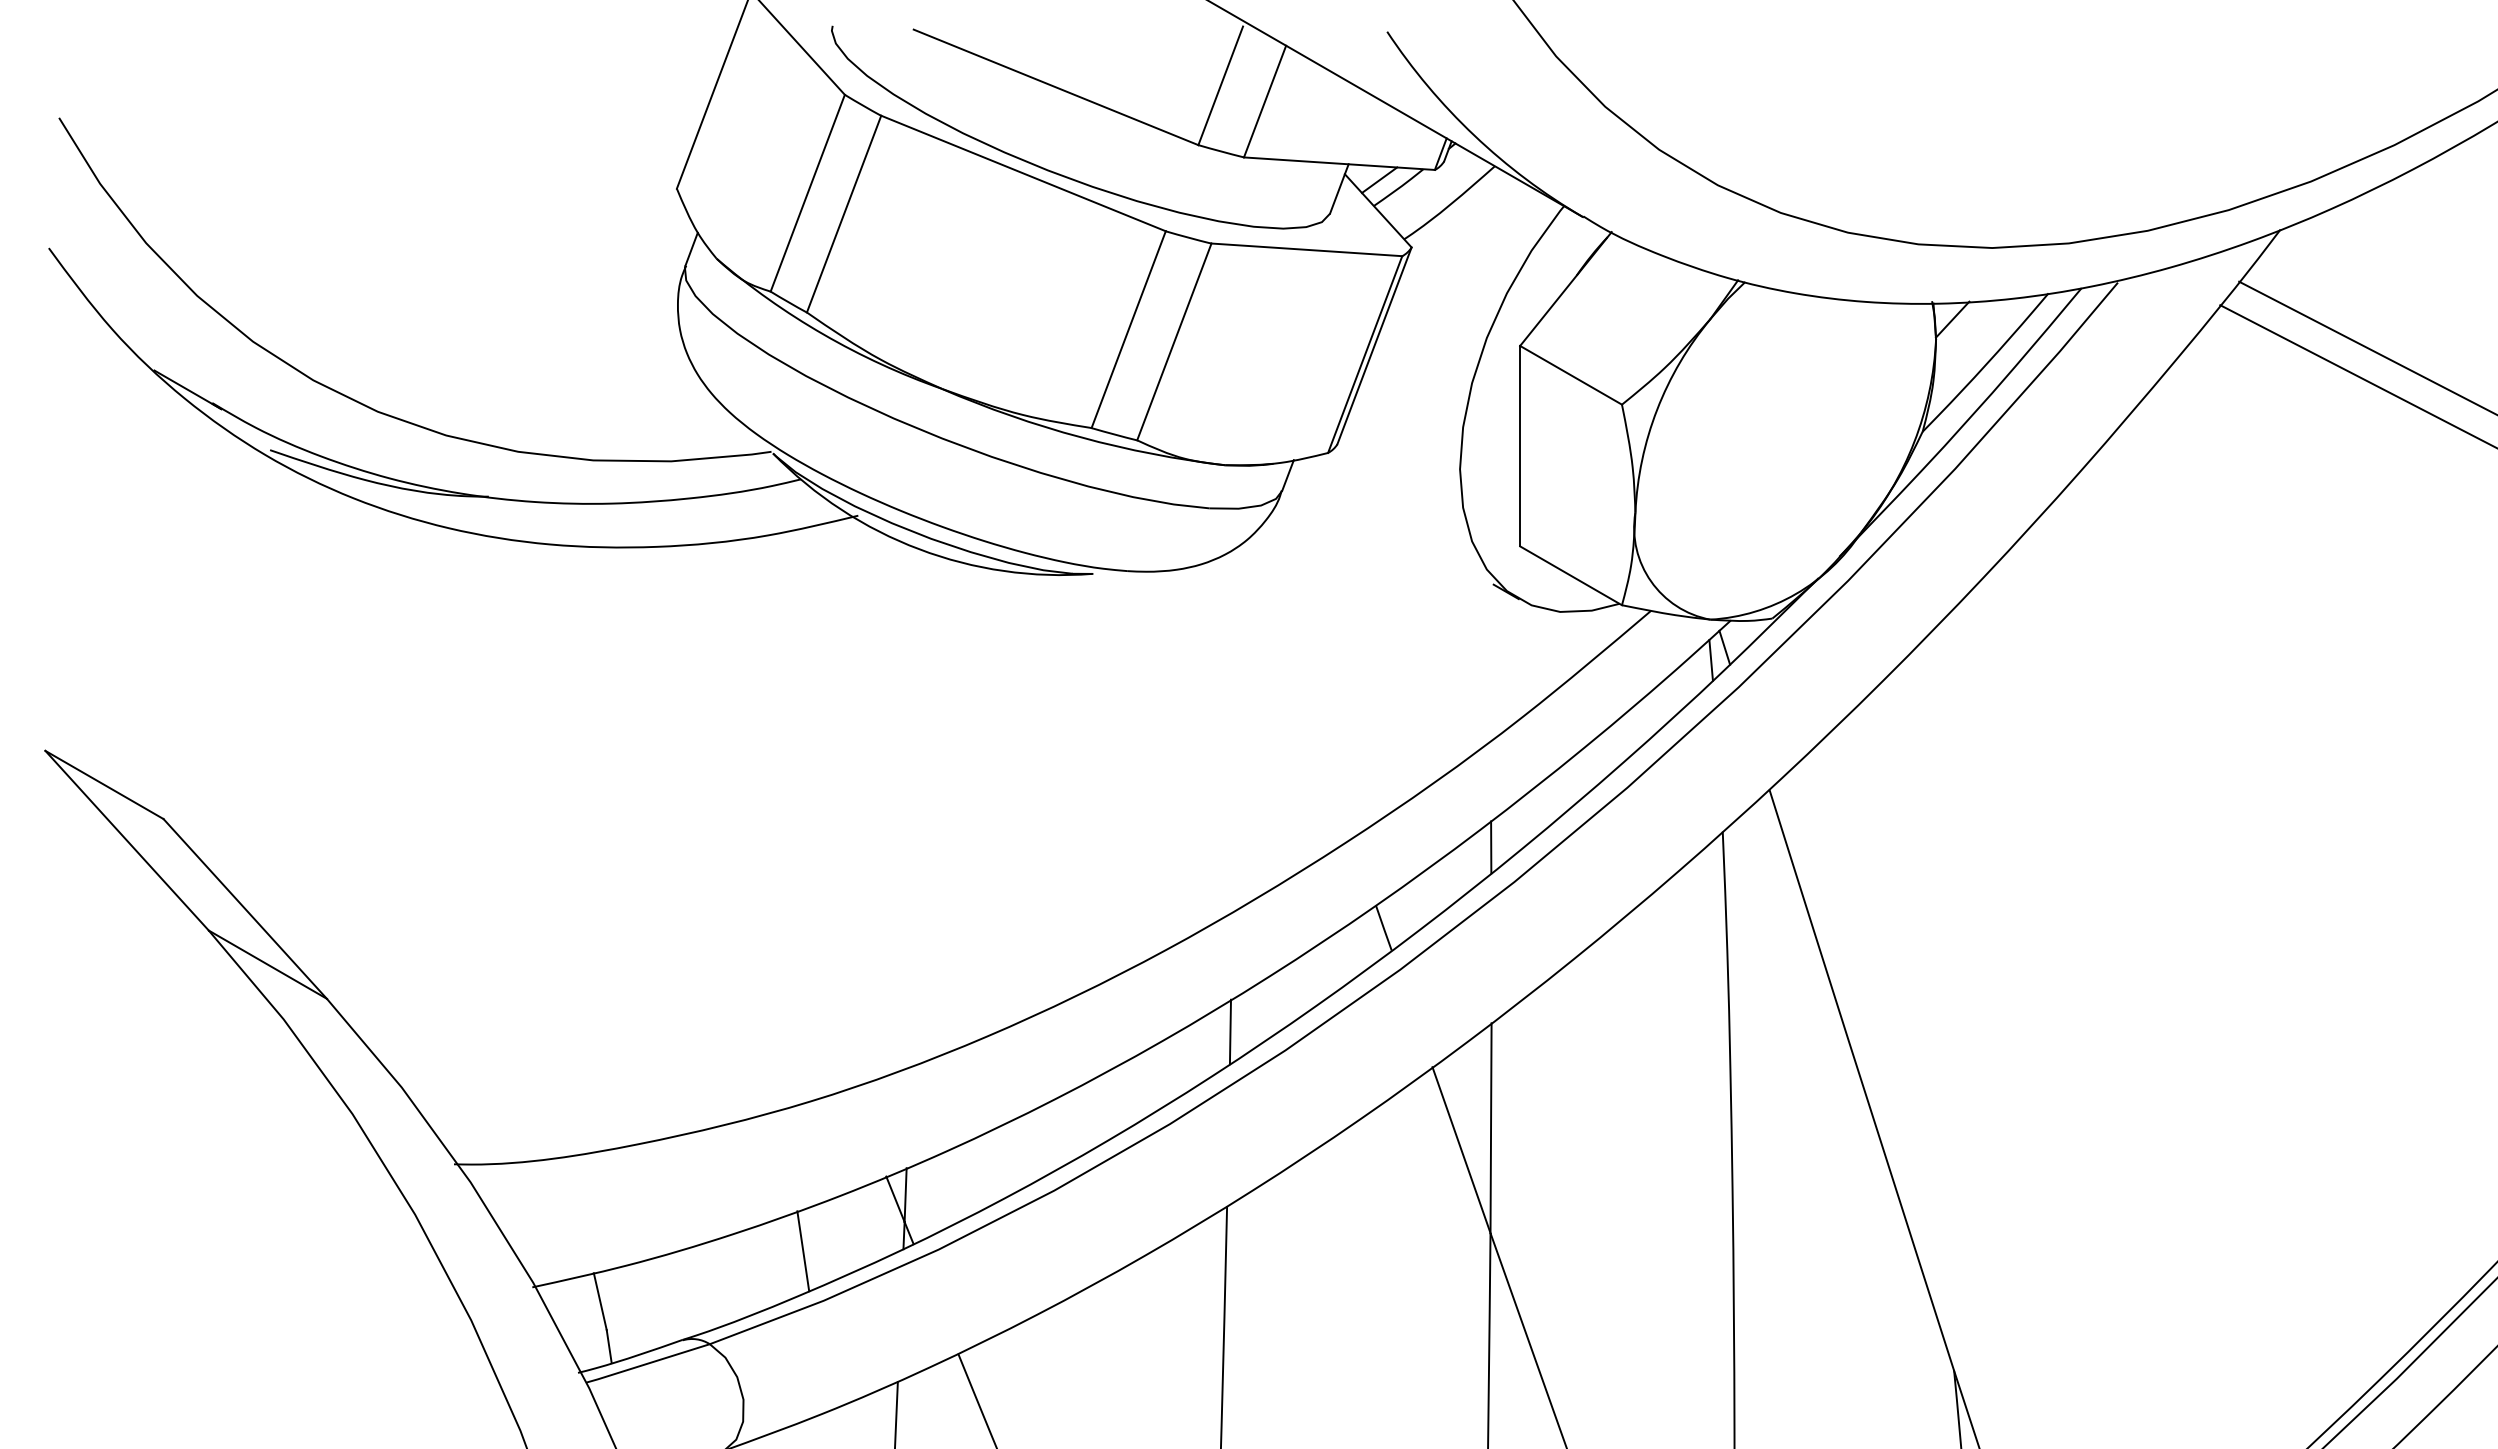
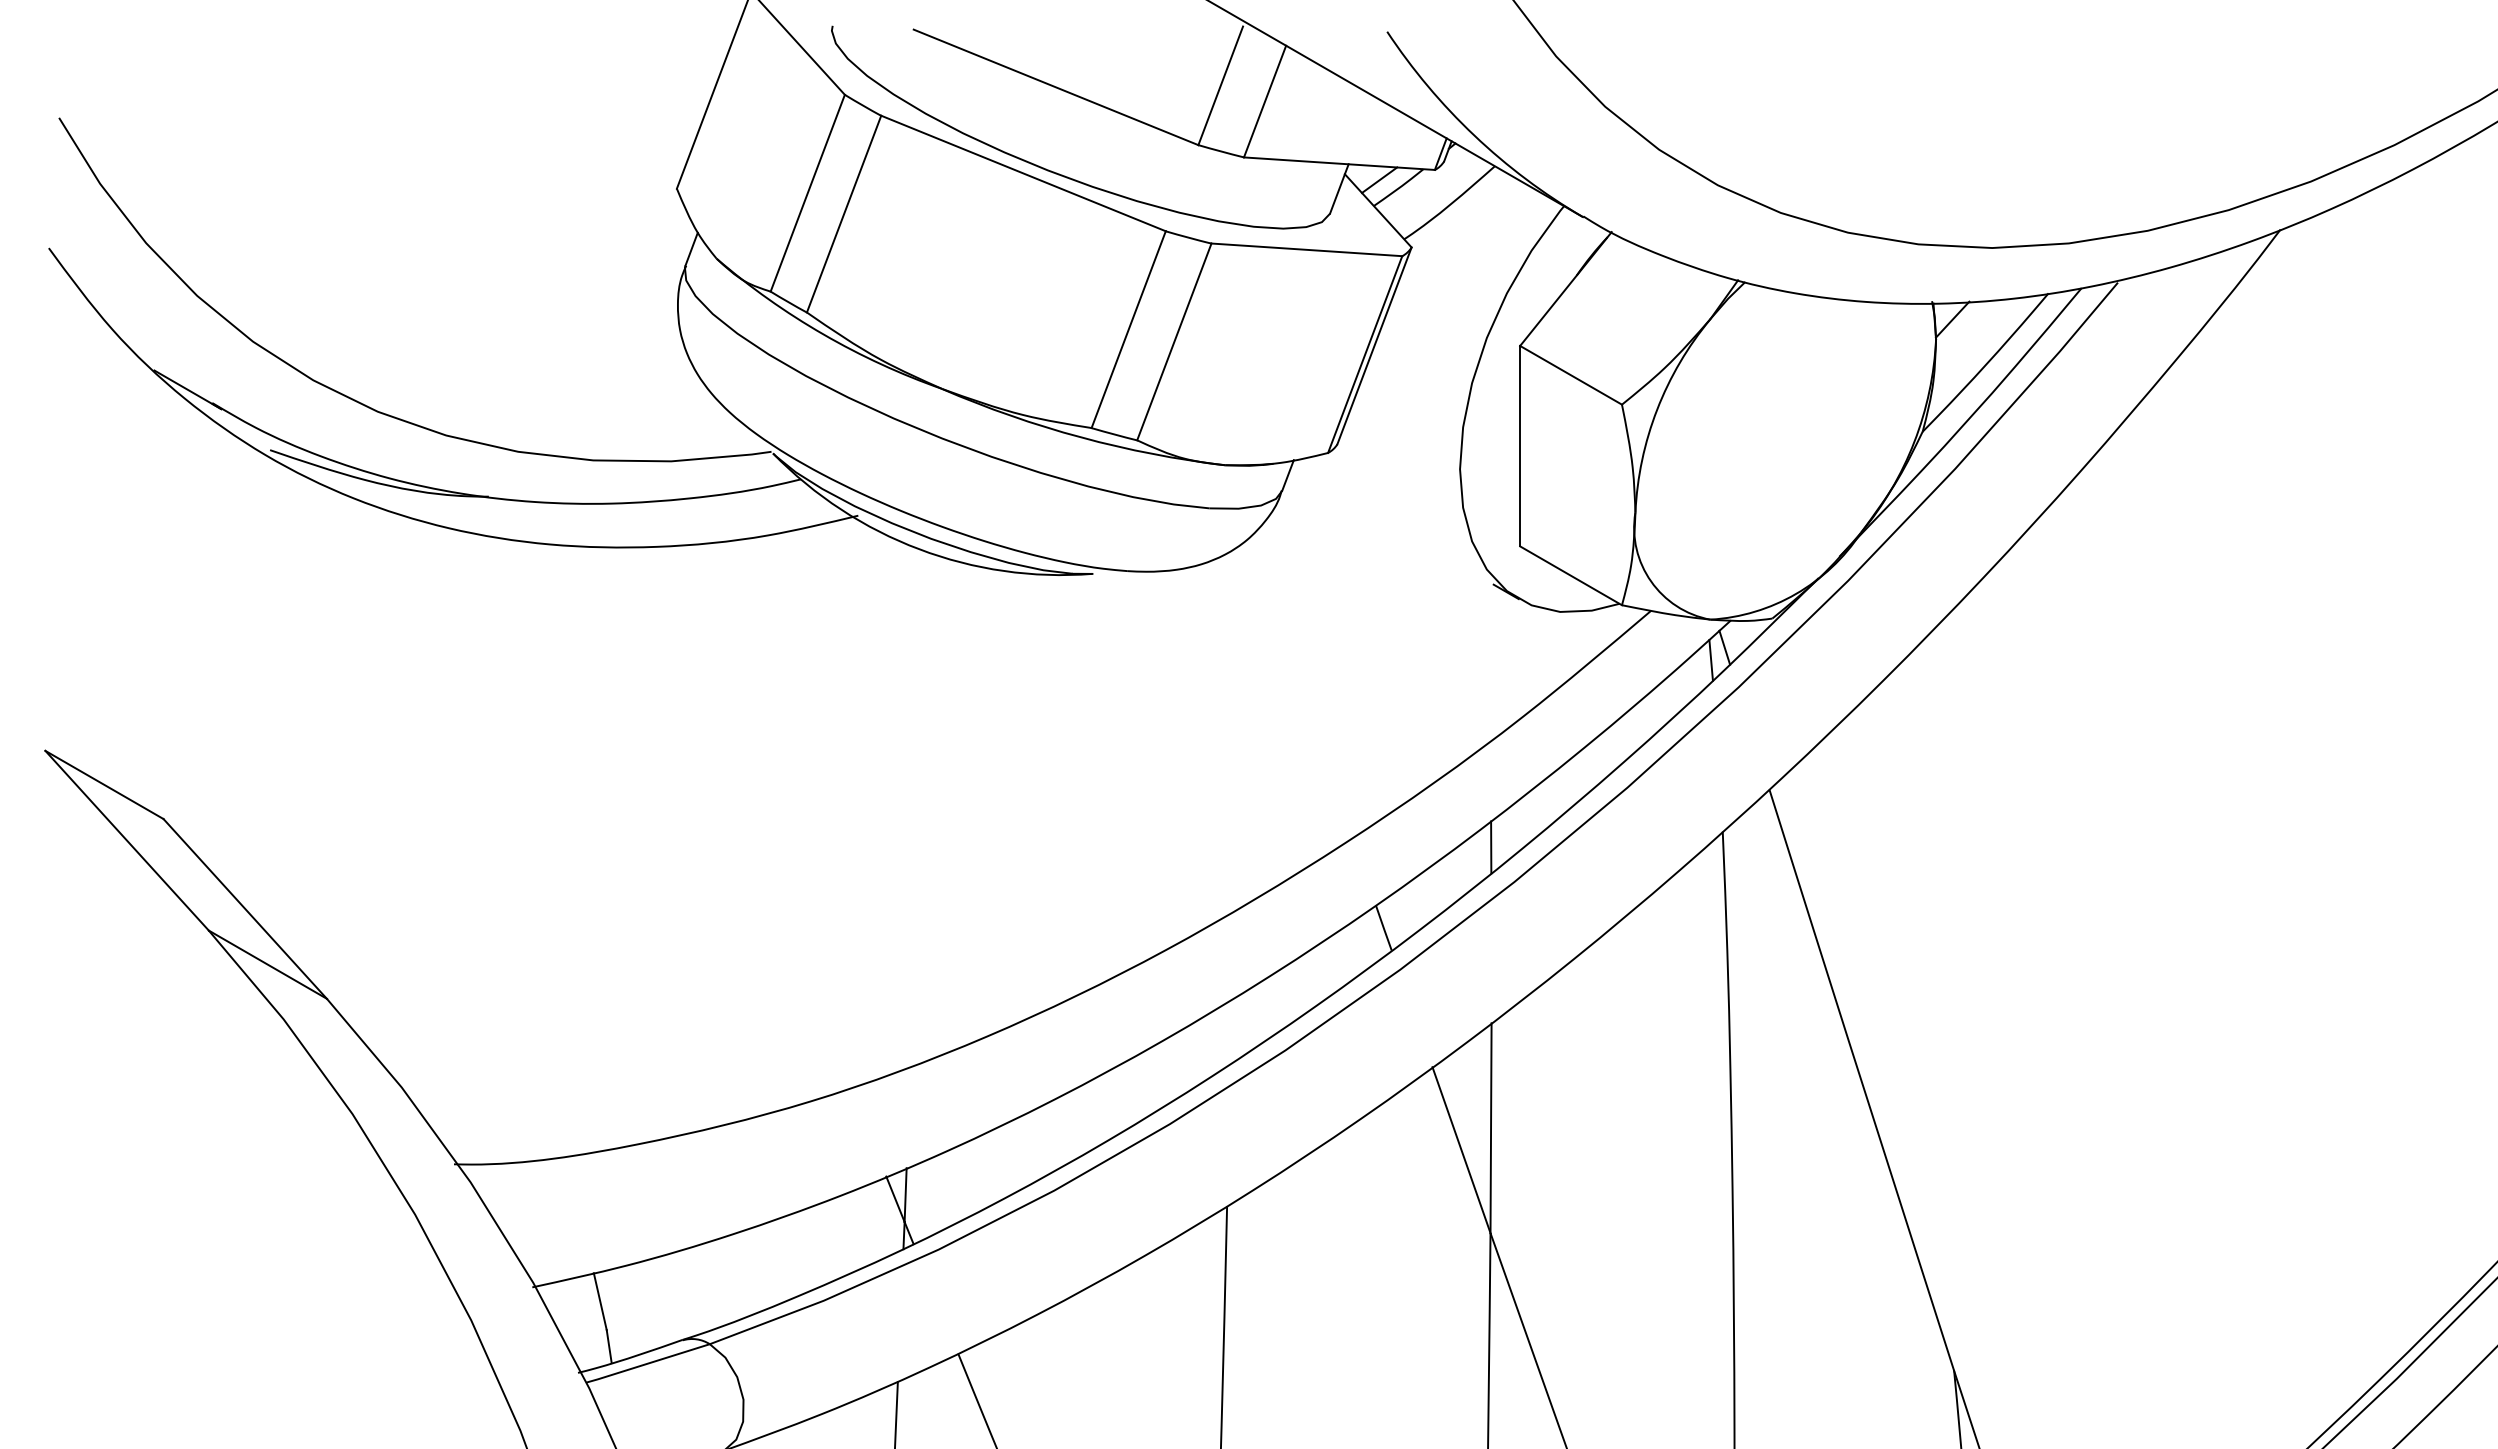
line: present -> none (2366, 347)
line: present -> none (2357, 375)
line: present -> none (1230, 1031)
line: present -> none (803, 1251)
